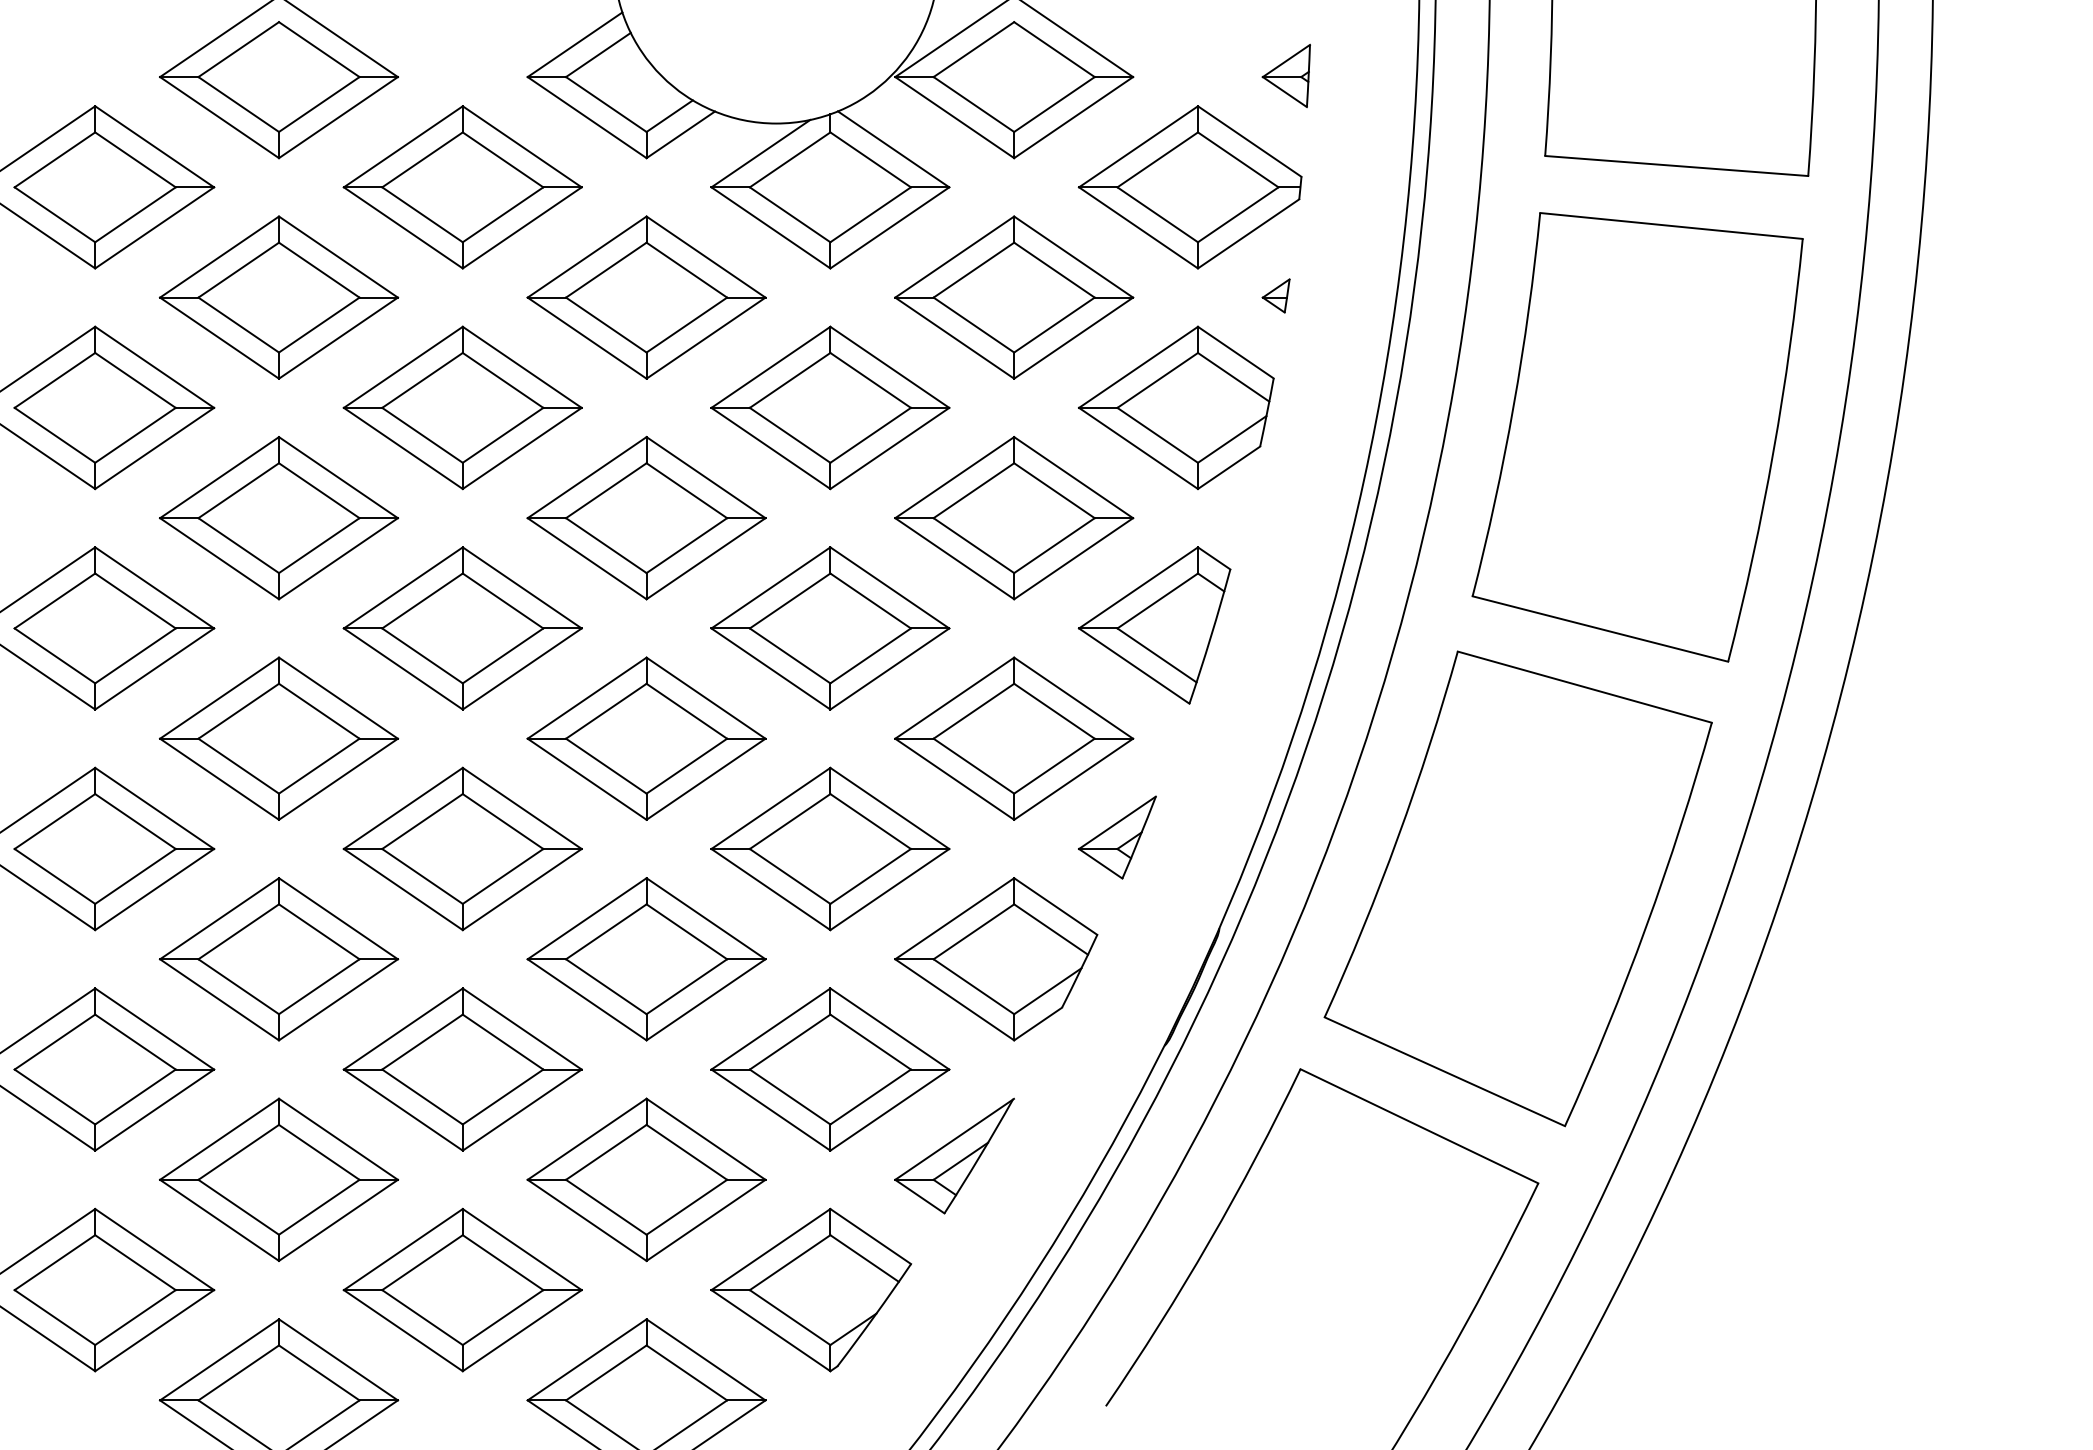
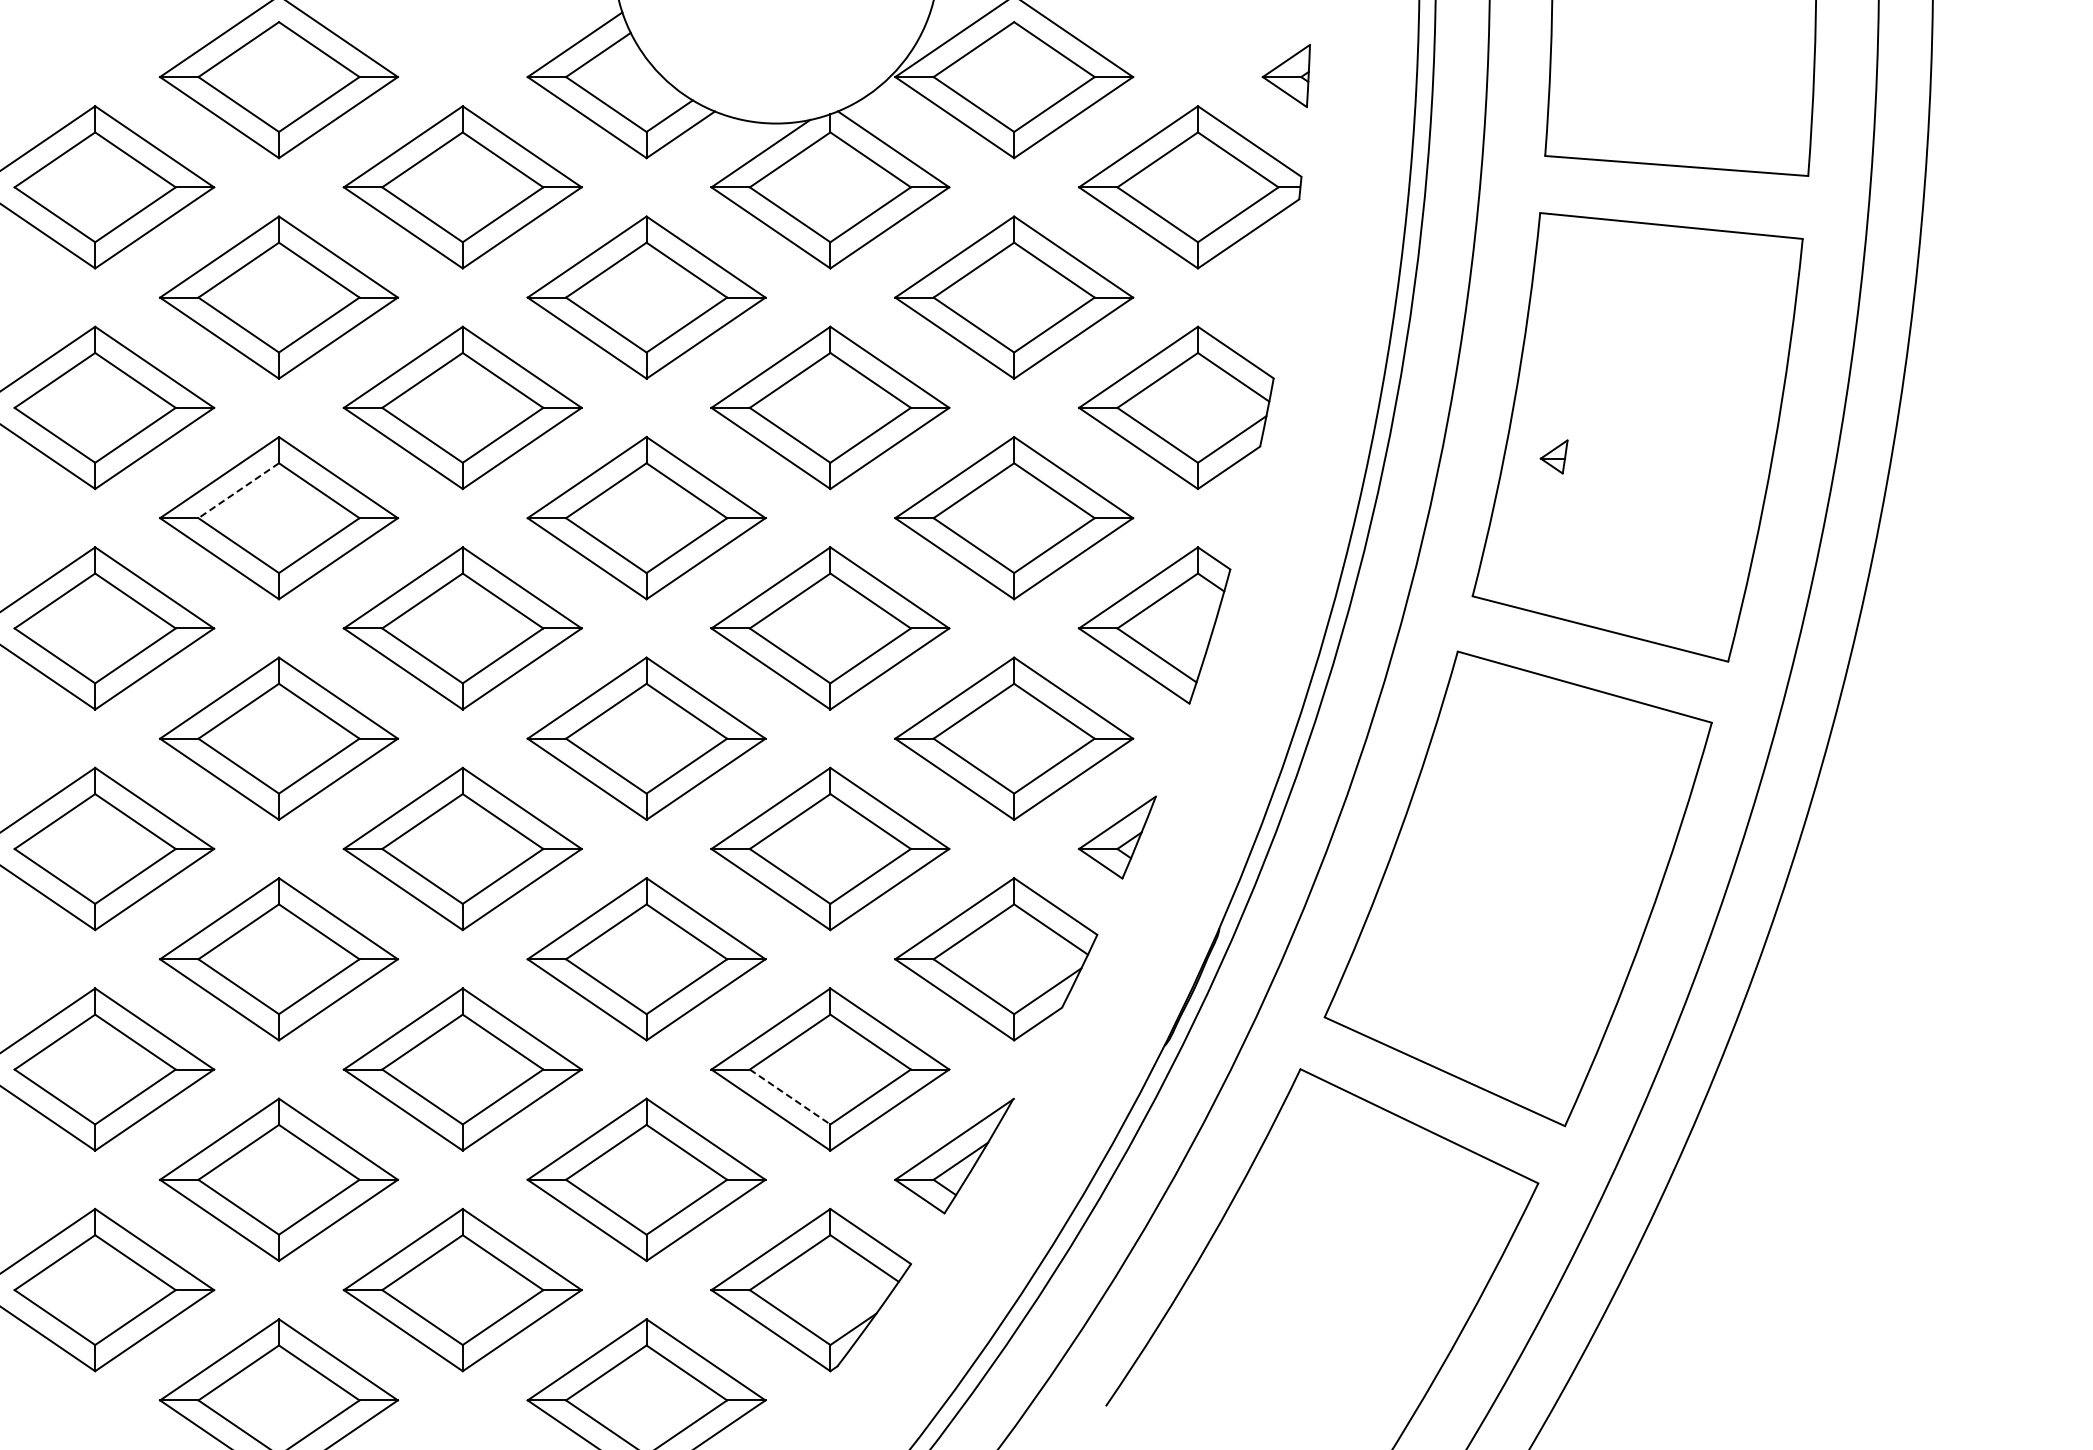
part position: (1275, 295) -> (1553, 456) (1553, 456)
line: solid -> dashed (238, 490)
line: solid -> dashed (790, 1097)
